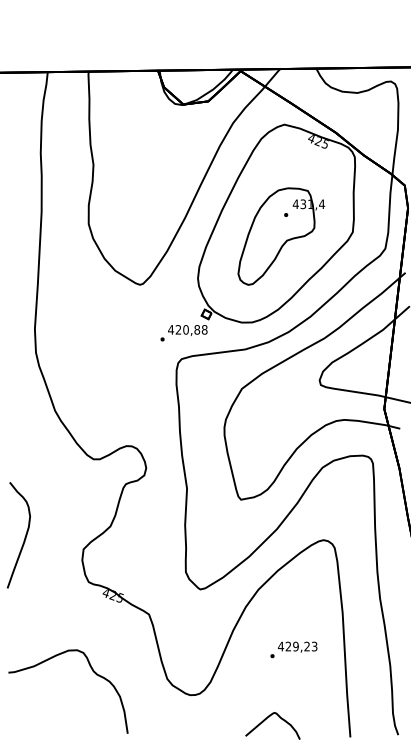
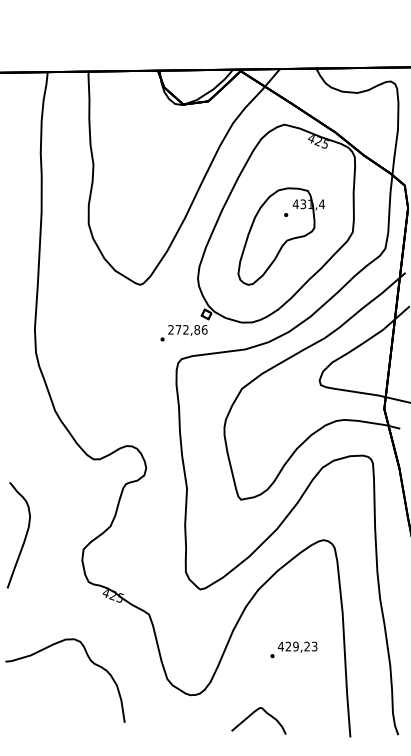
text: 420,88 -> 272,86 (187, 329)
curve position: (92, 671) -> (89, 660) (89, 660)
curve position: (266, 719) -> (252, 714) (252, 714)
